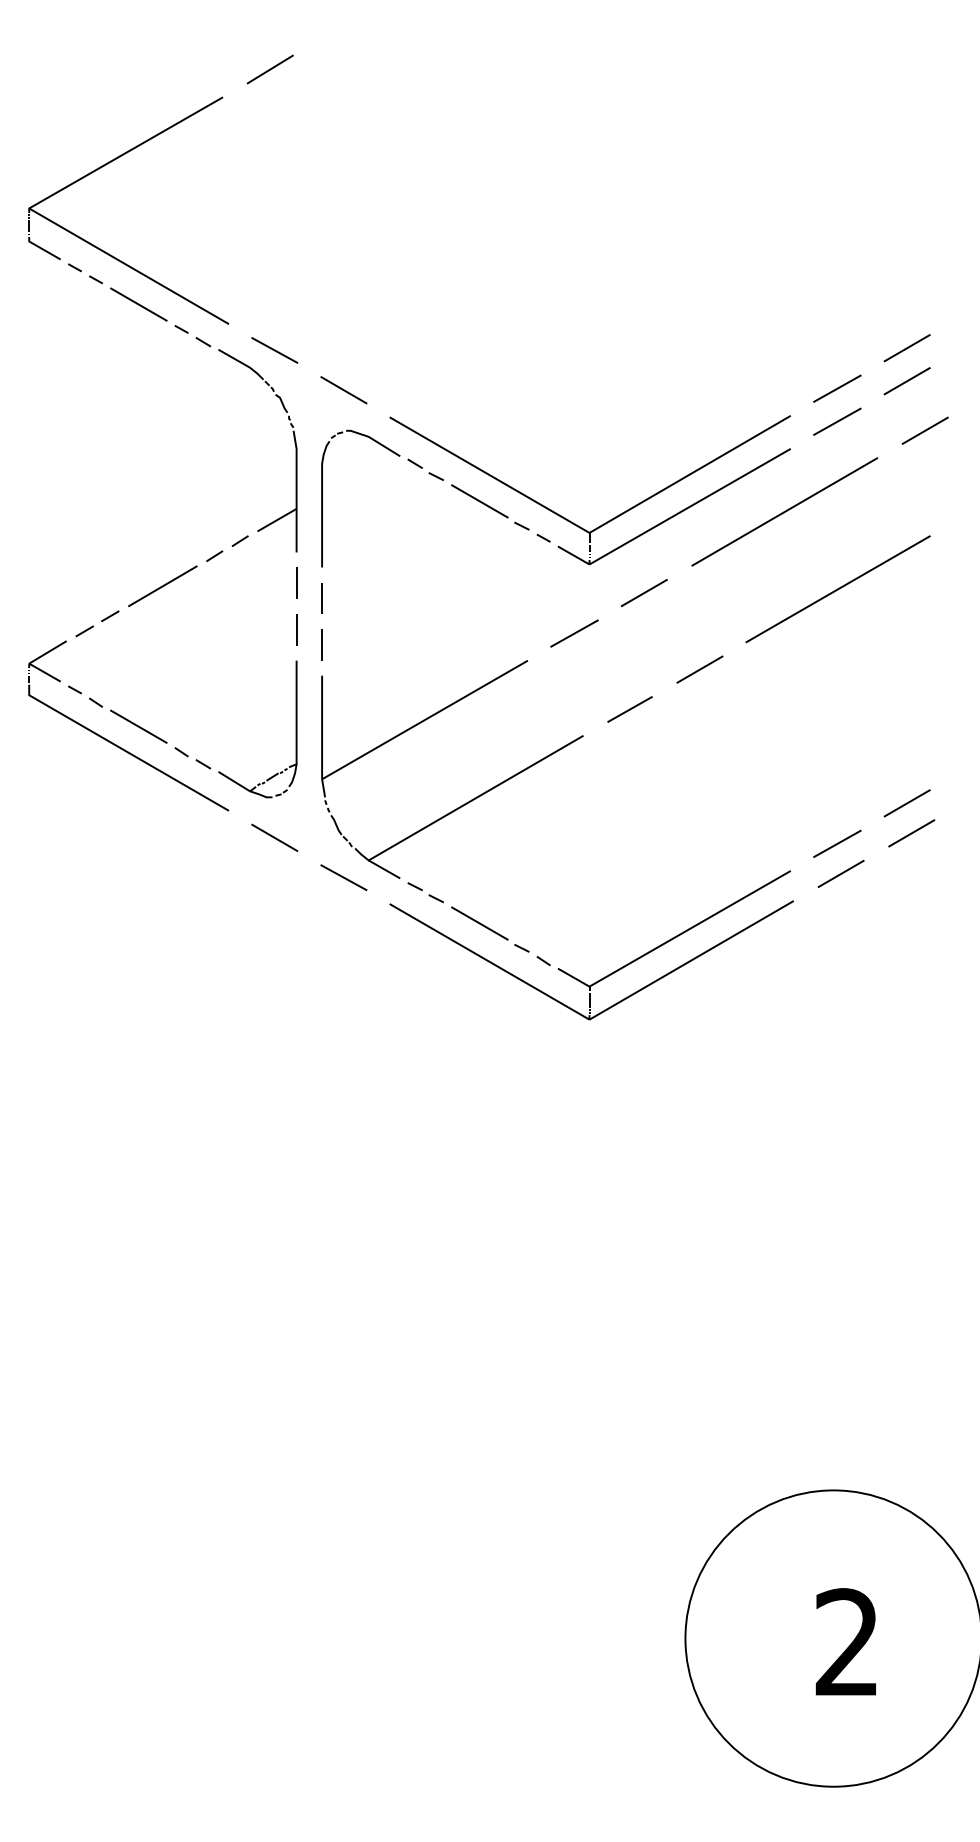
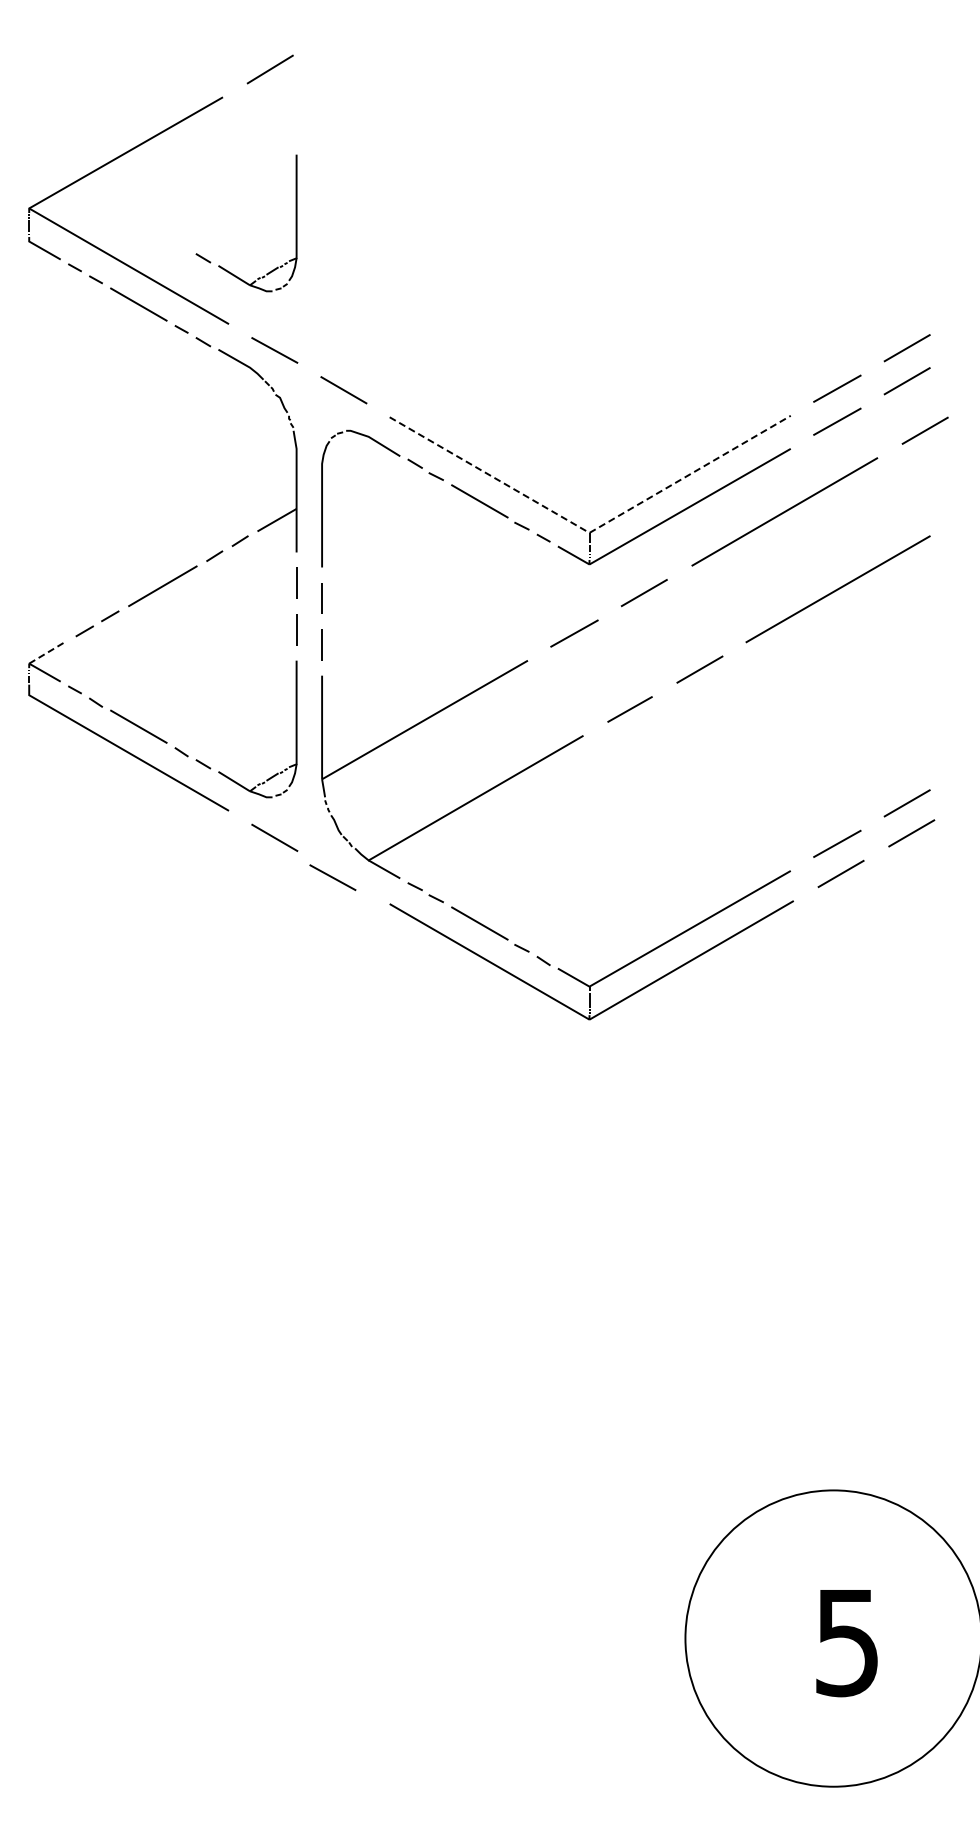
part: none -> present (295, 223)
line: solid -> dashed (590, 532)
line: solid -> dashed (47, 652)
line position: (343, 877) -> (332, 877) (332, 877)
text: 2 -> 5 (846, 1642)
